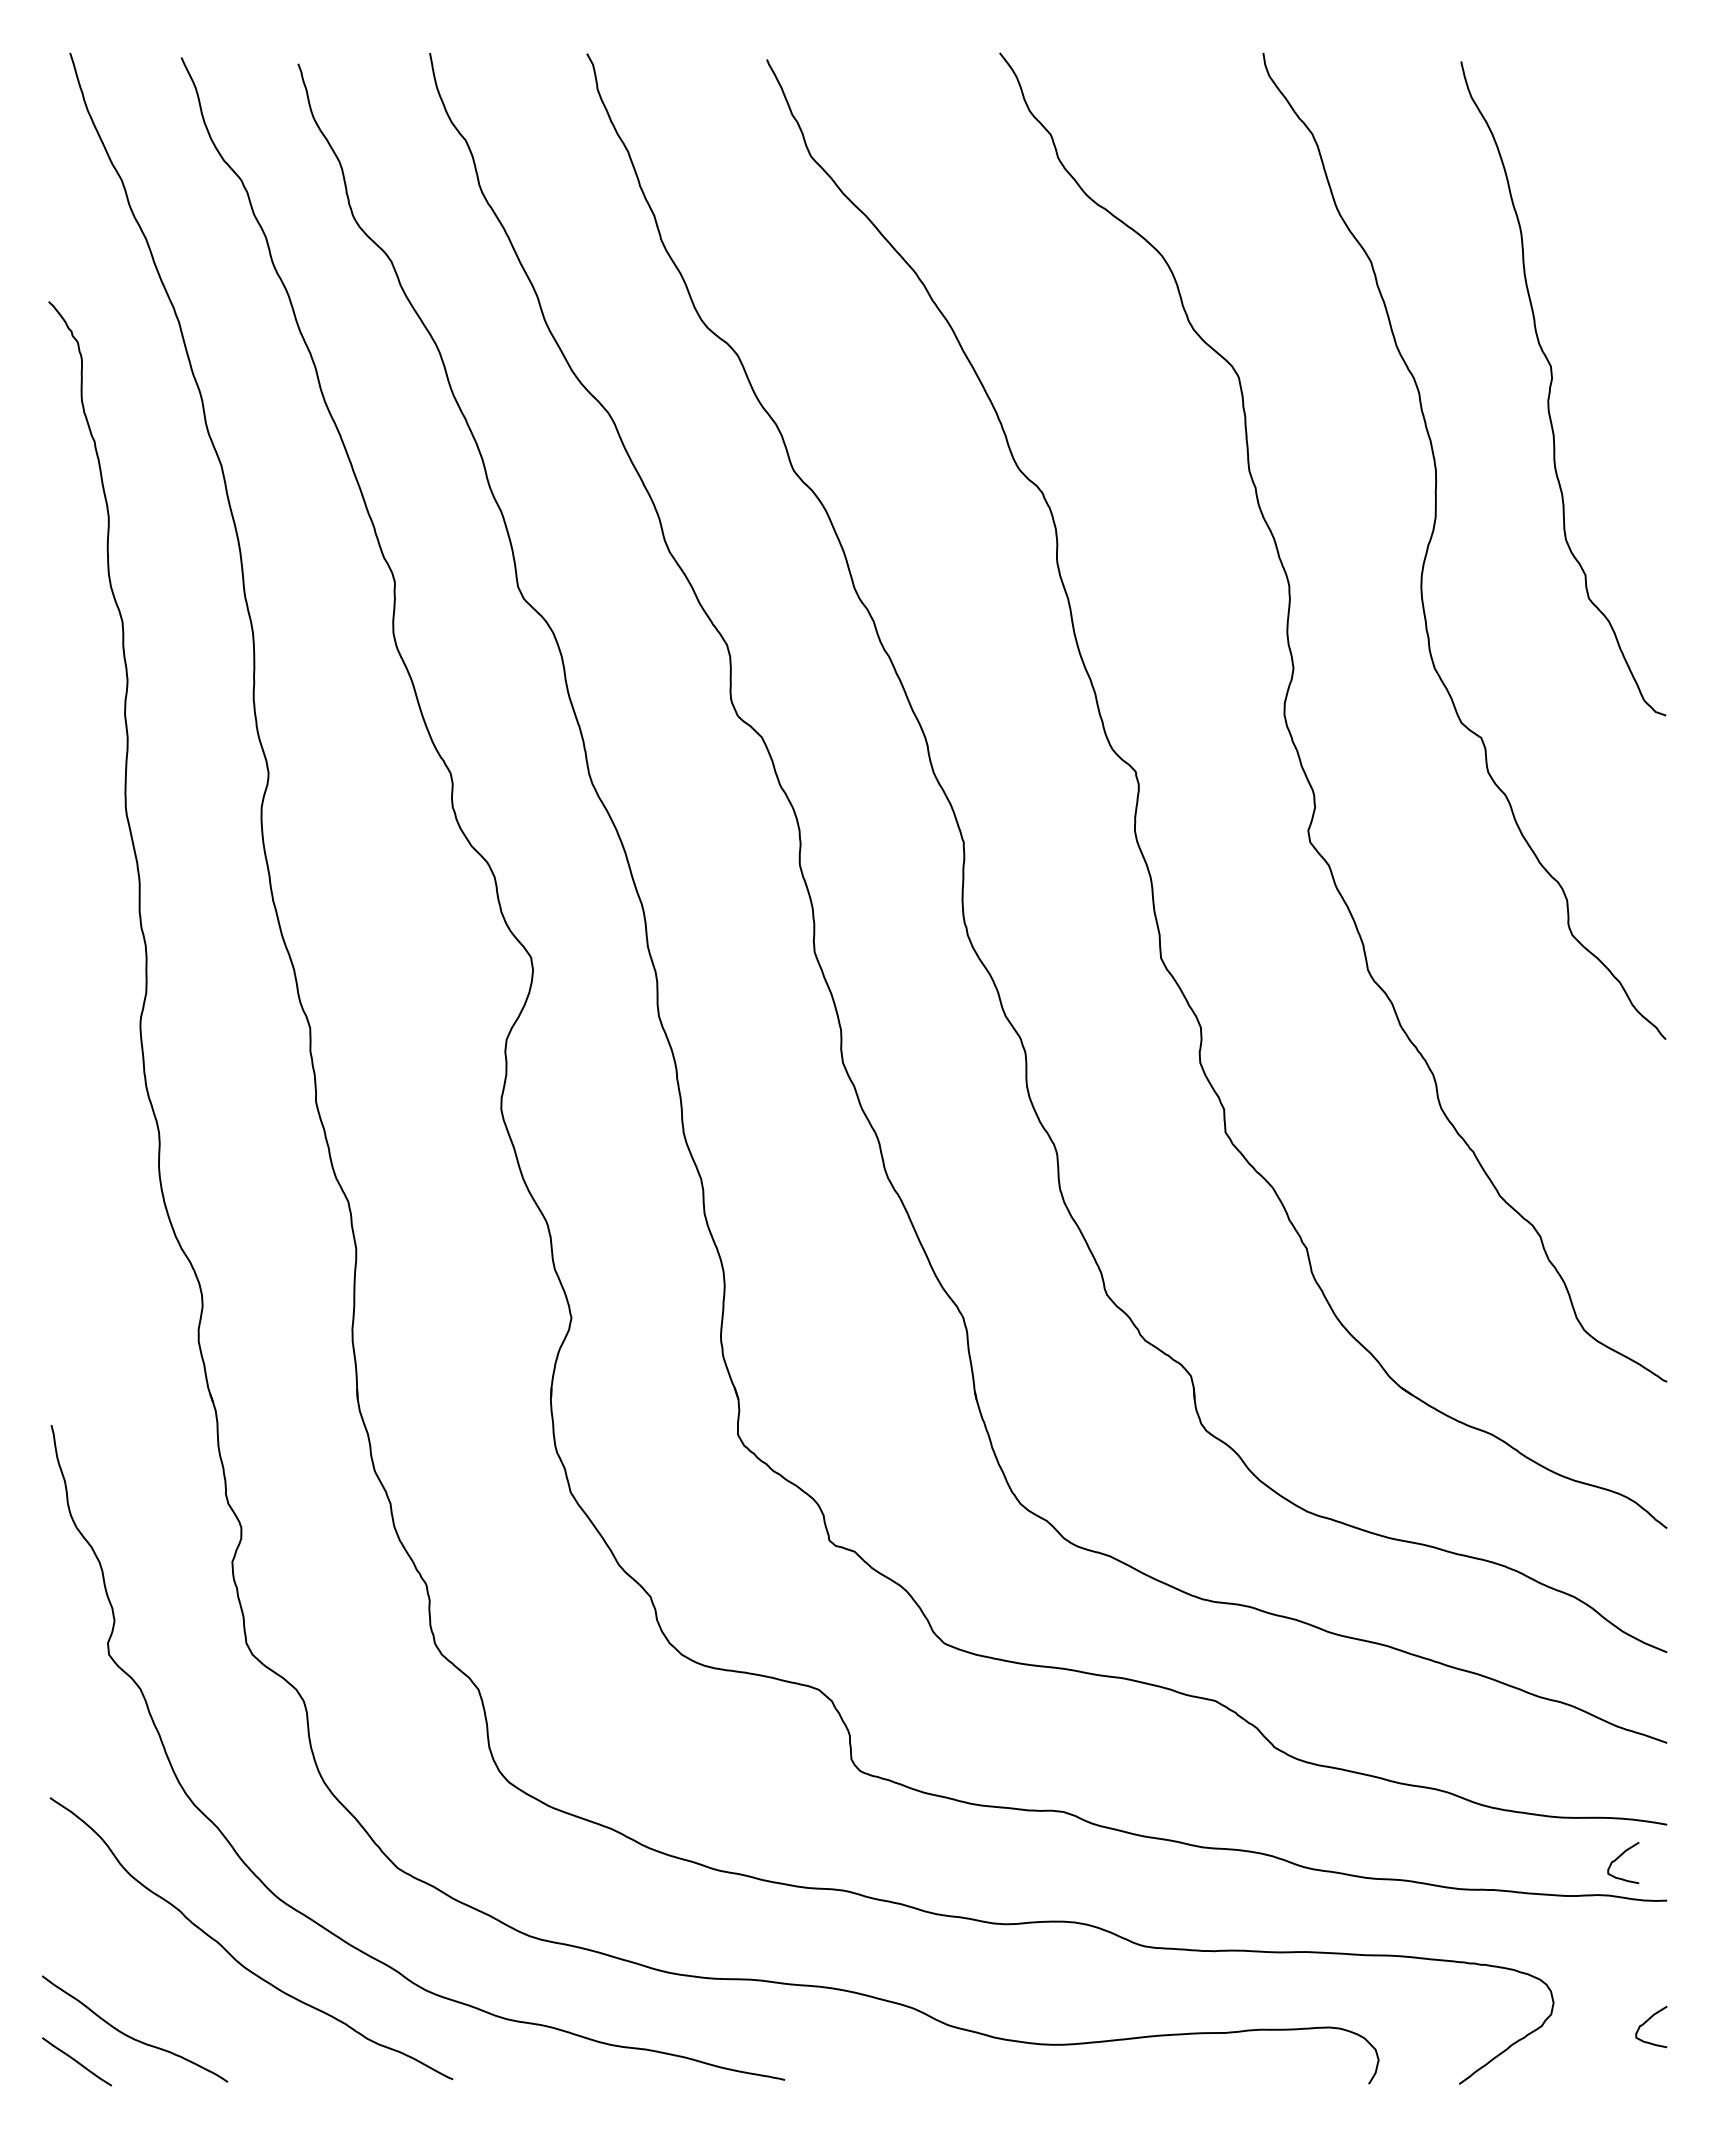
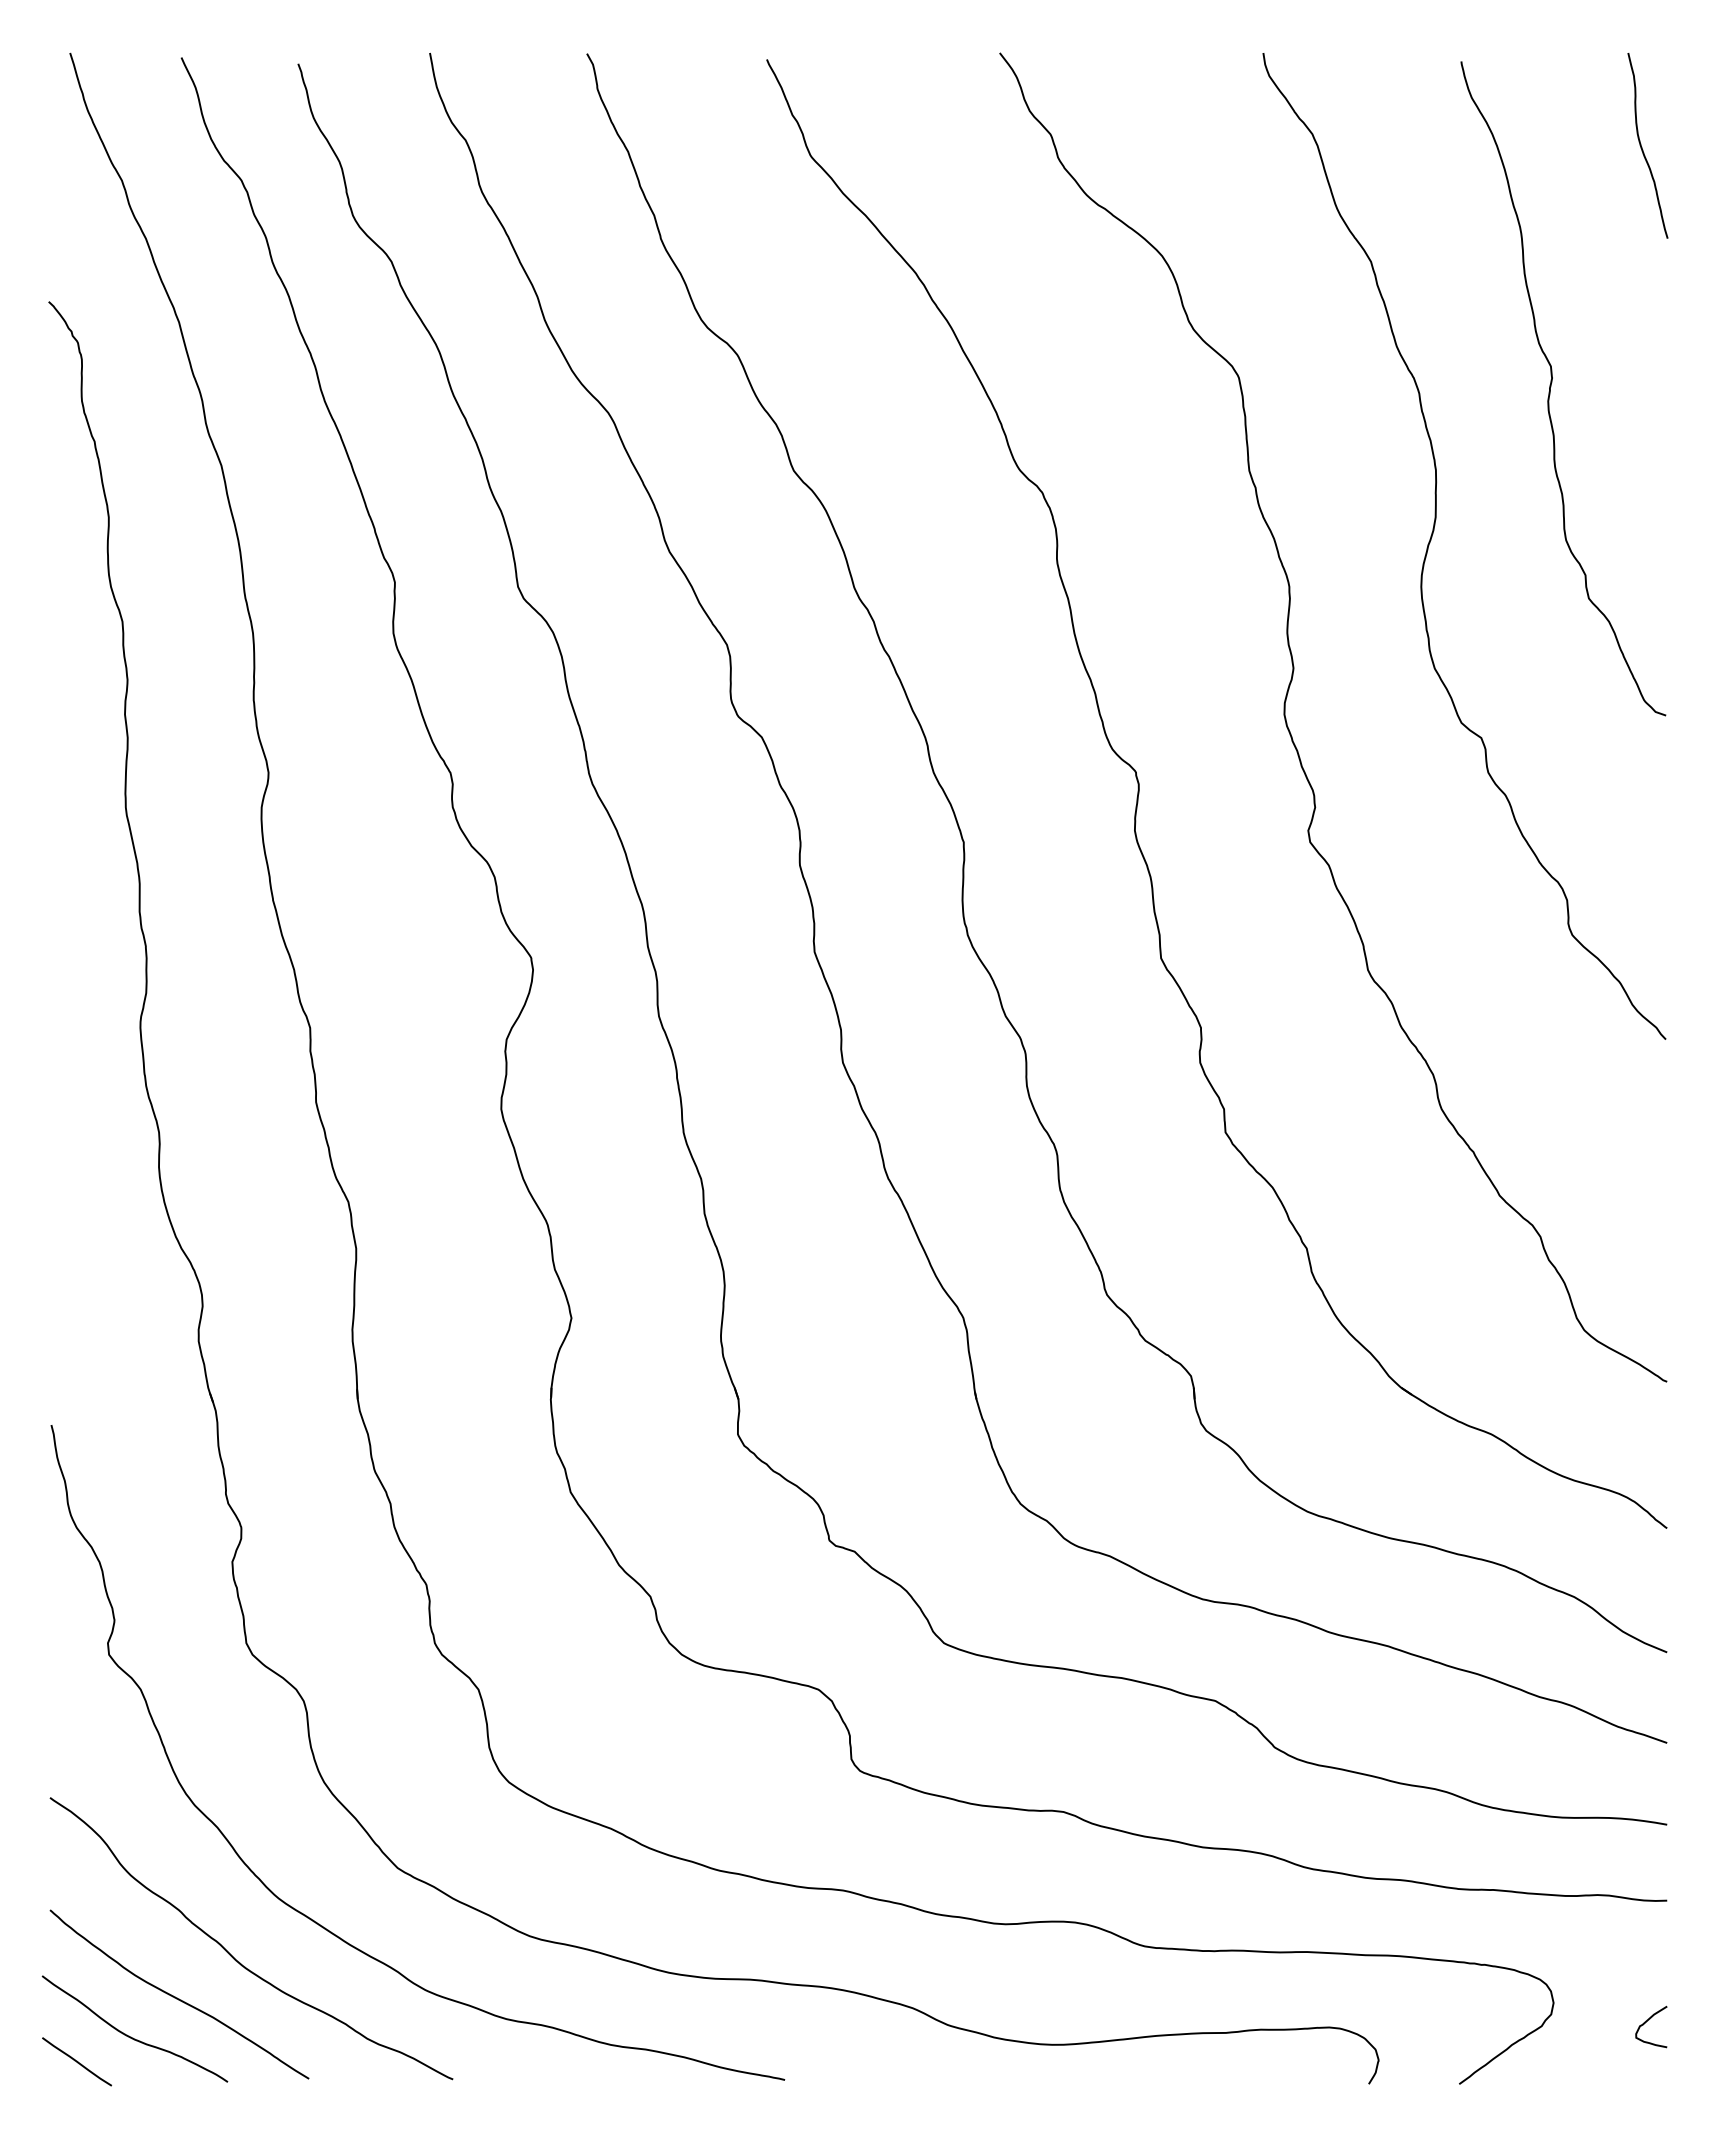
curve: none -> present (1642, 147)
curve: present -> none (1619, 1857)
curve: none -> present (177, 1997)
